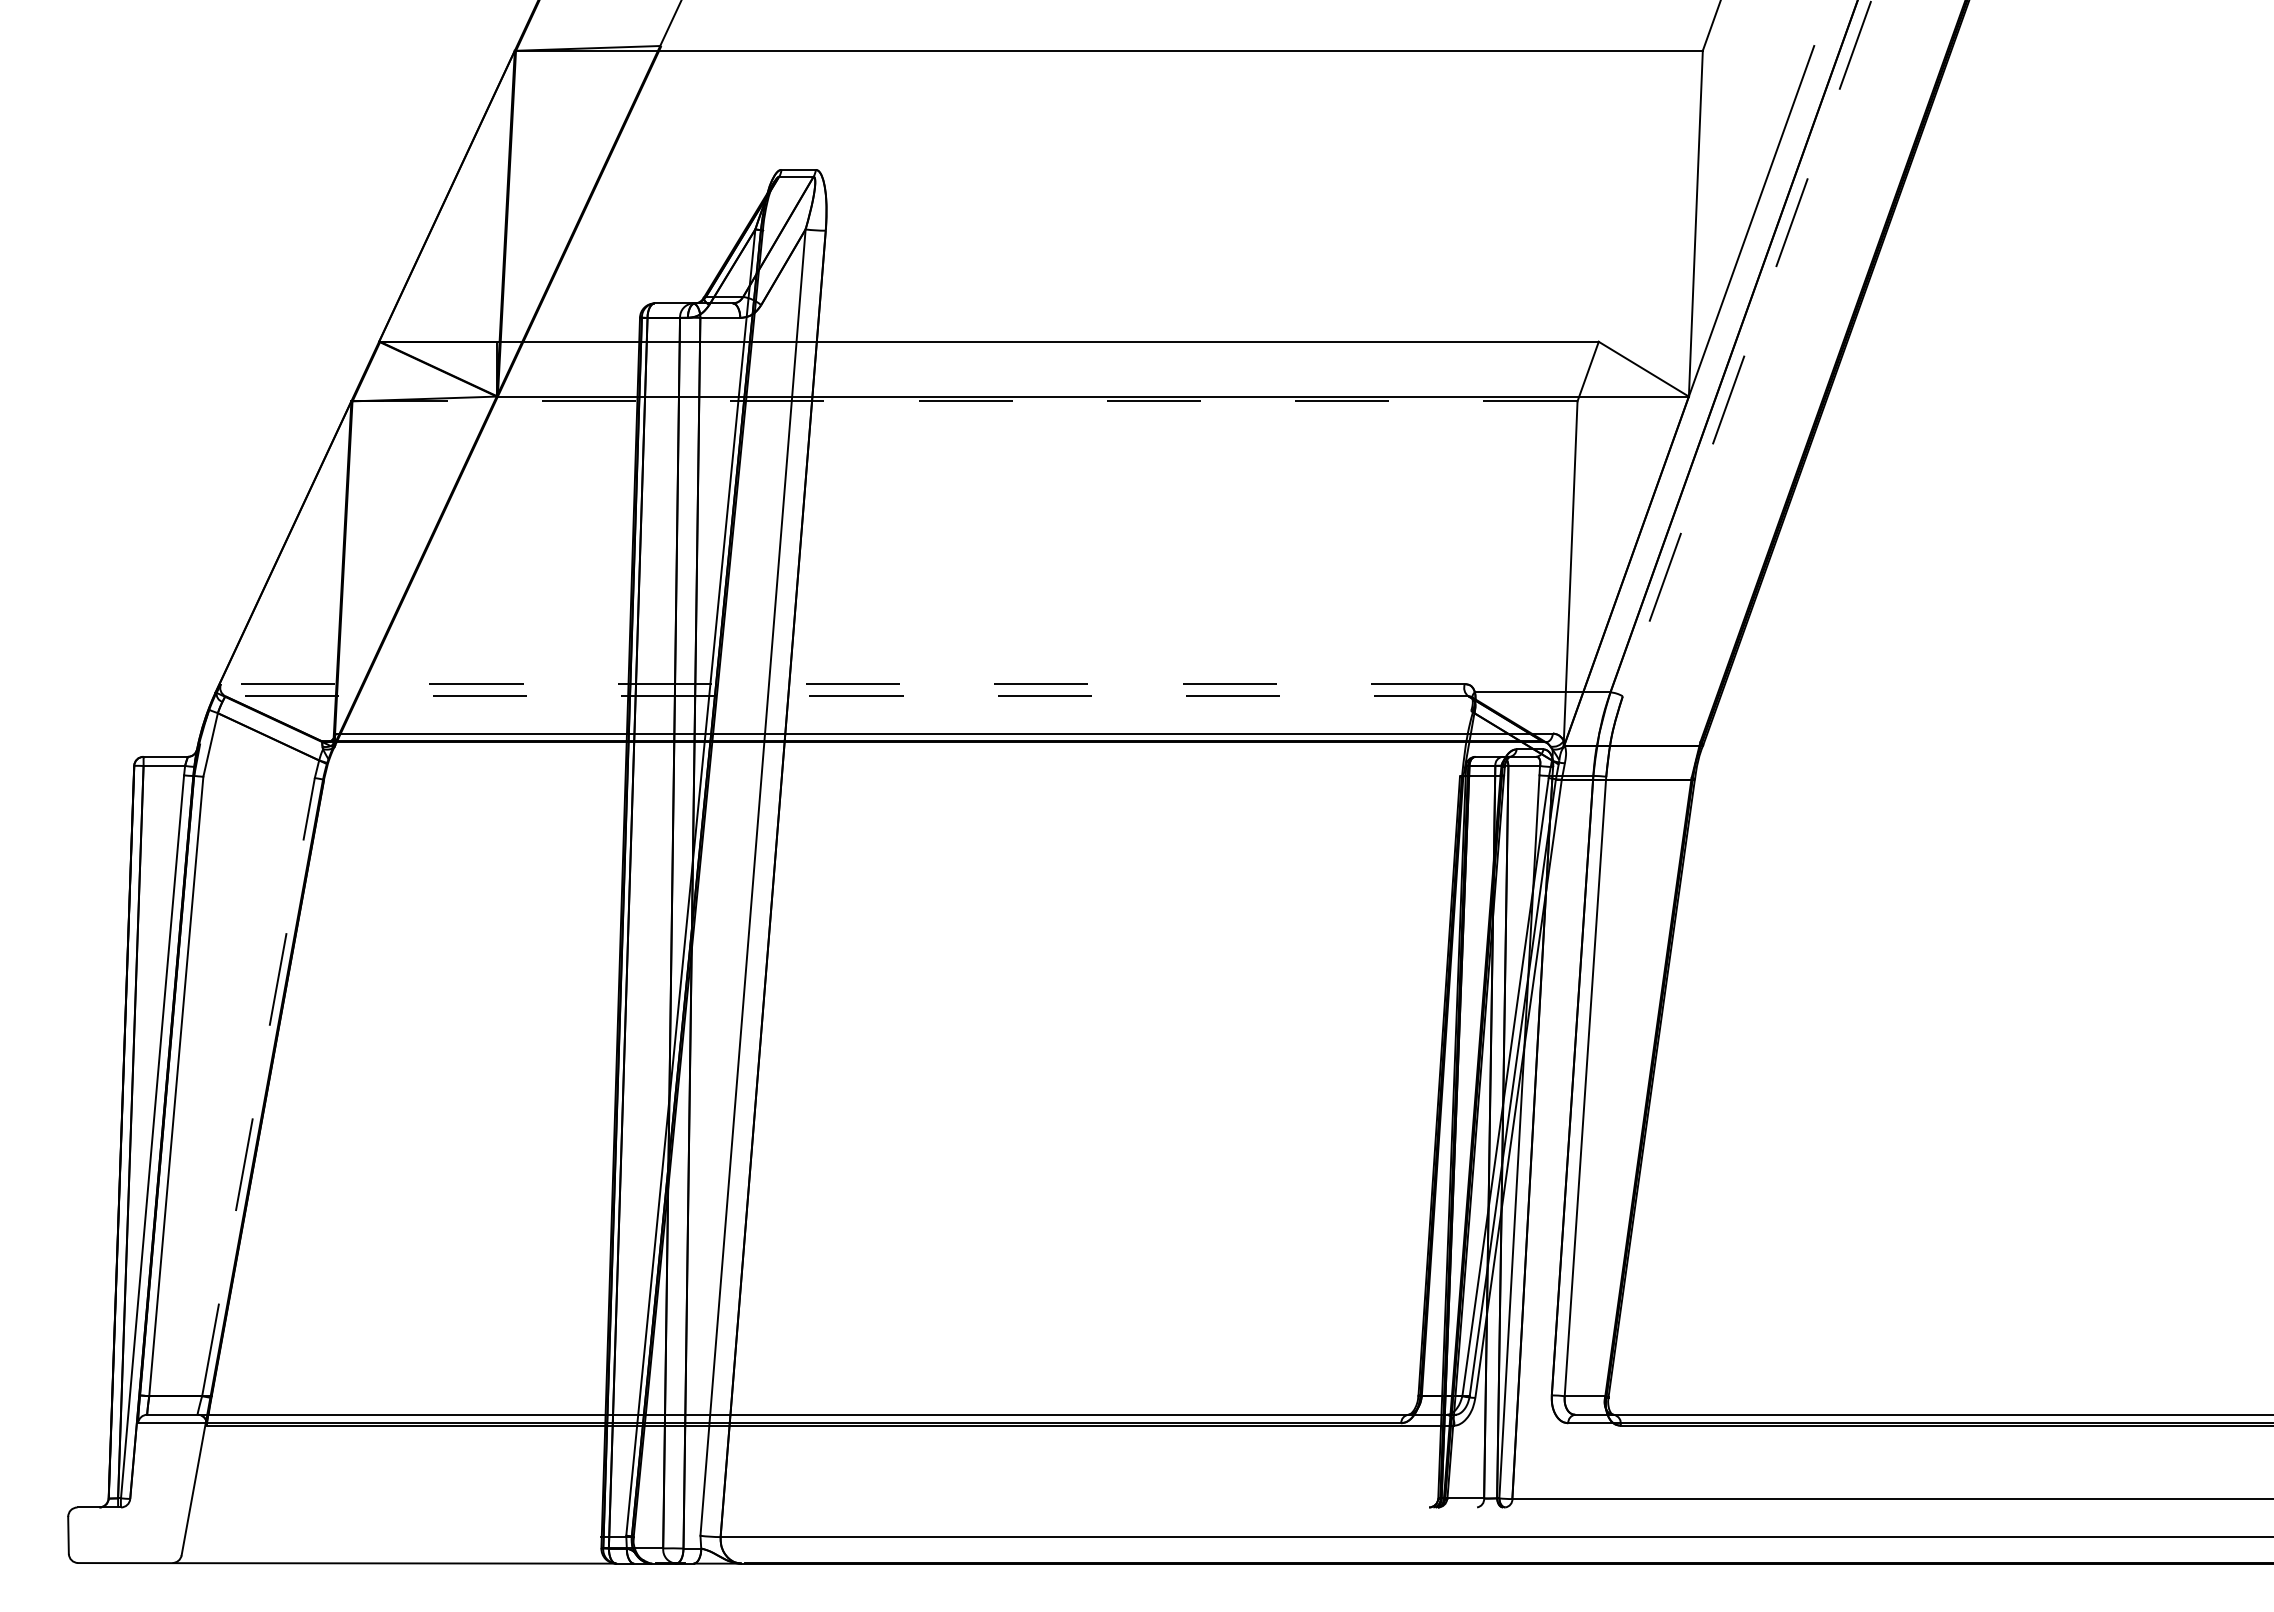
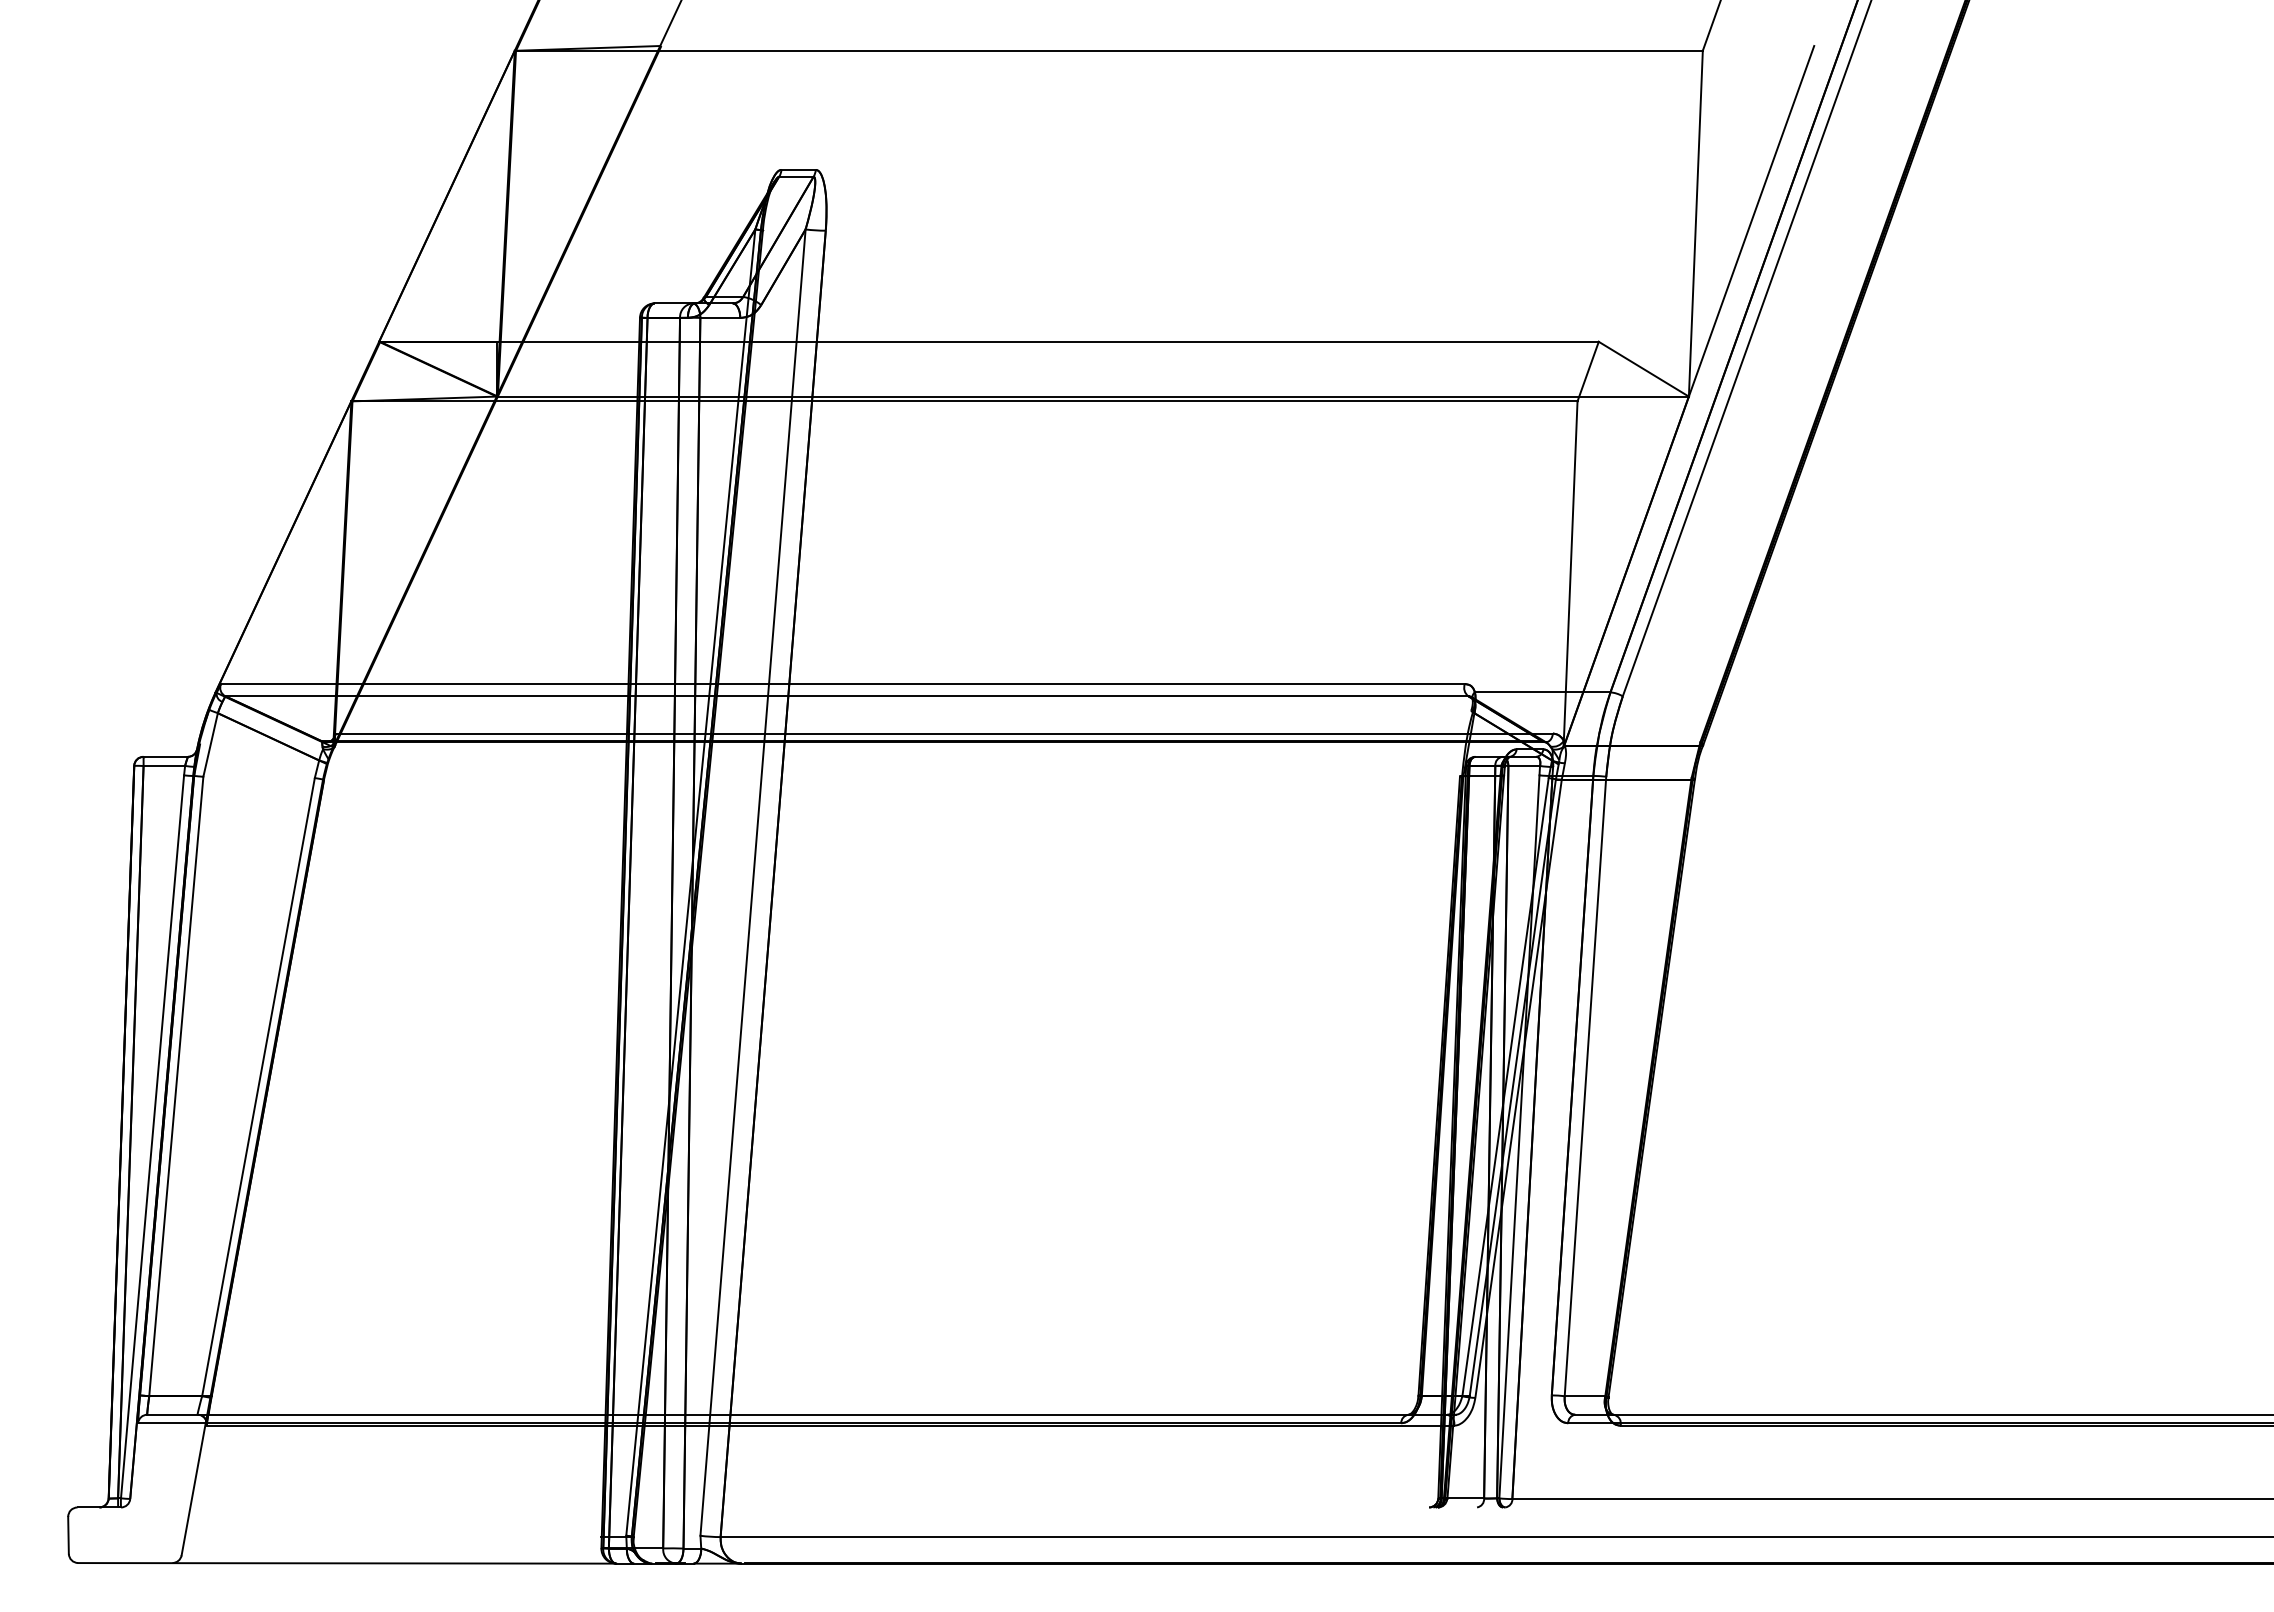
line: dashed -> solid (1746, 349)
line: dashed -> solid (965, 401)
line: dashed -> solid (843, 684)
line: dashed -> solid (846, 696)
line: dashed -> solid (258, 1086)
